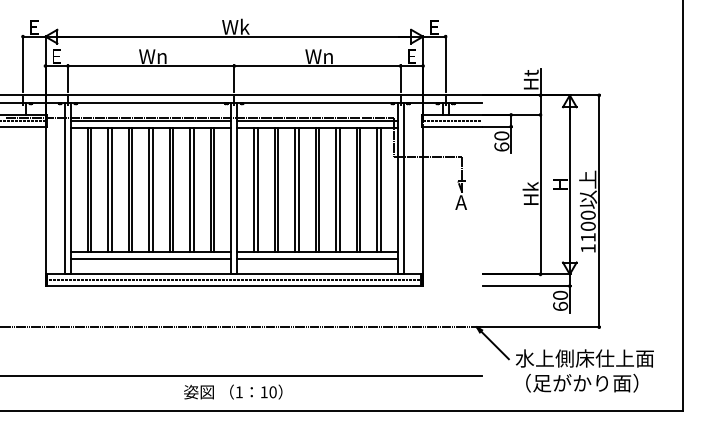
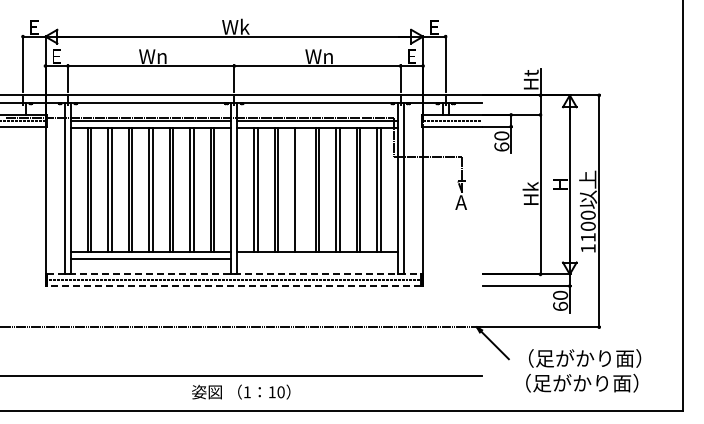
line: present -> none (298, 189)
line: present -> none (317, 258)
line: solid -> dashed (234, 274)
line: solid -> dashed (233, 286)
text: 水上側床仕上面 -> （足がかり面） (584, 358)
text position: (233, 391) -> (241, 391) (241, 391)
